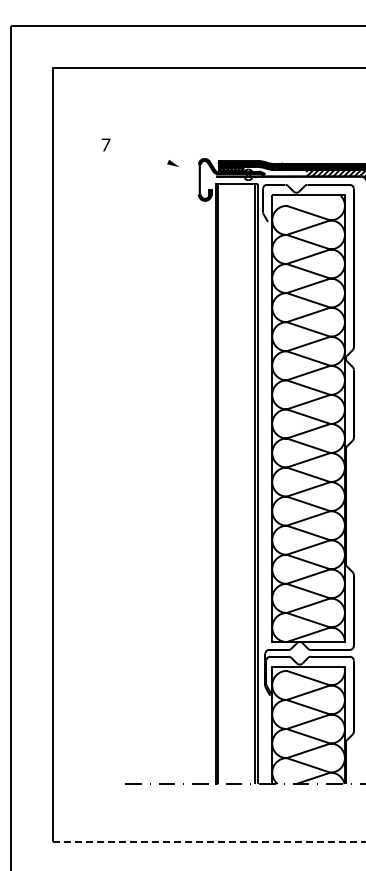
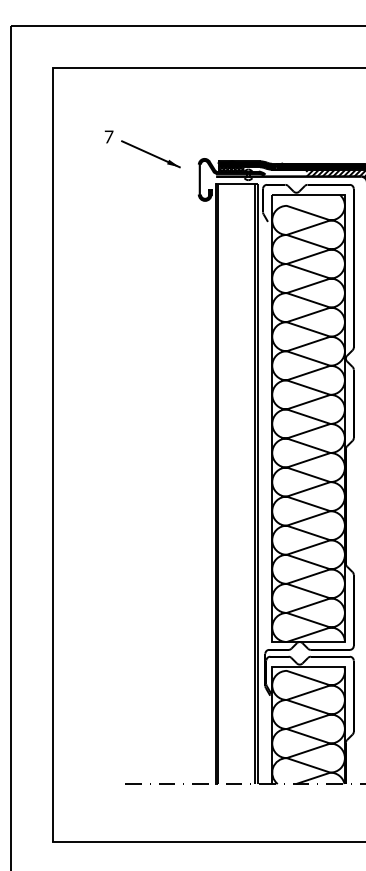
text position: (105, 144) -> (108, 136) (108, 136)
line: none -> present (150, 154)
line: dashed -> solid (209, 842)
